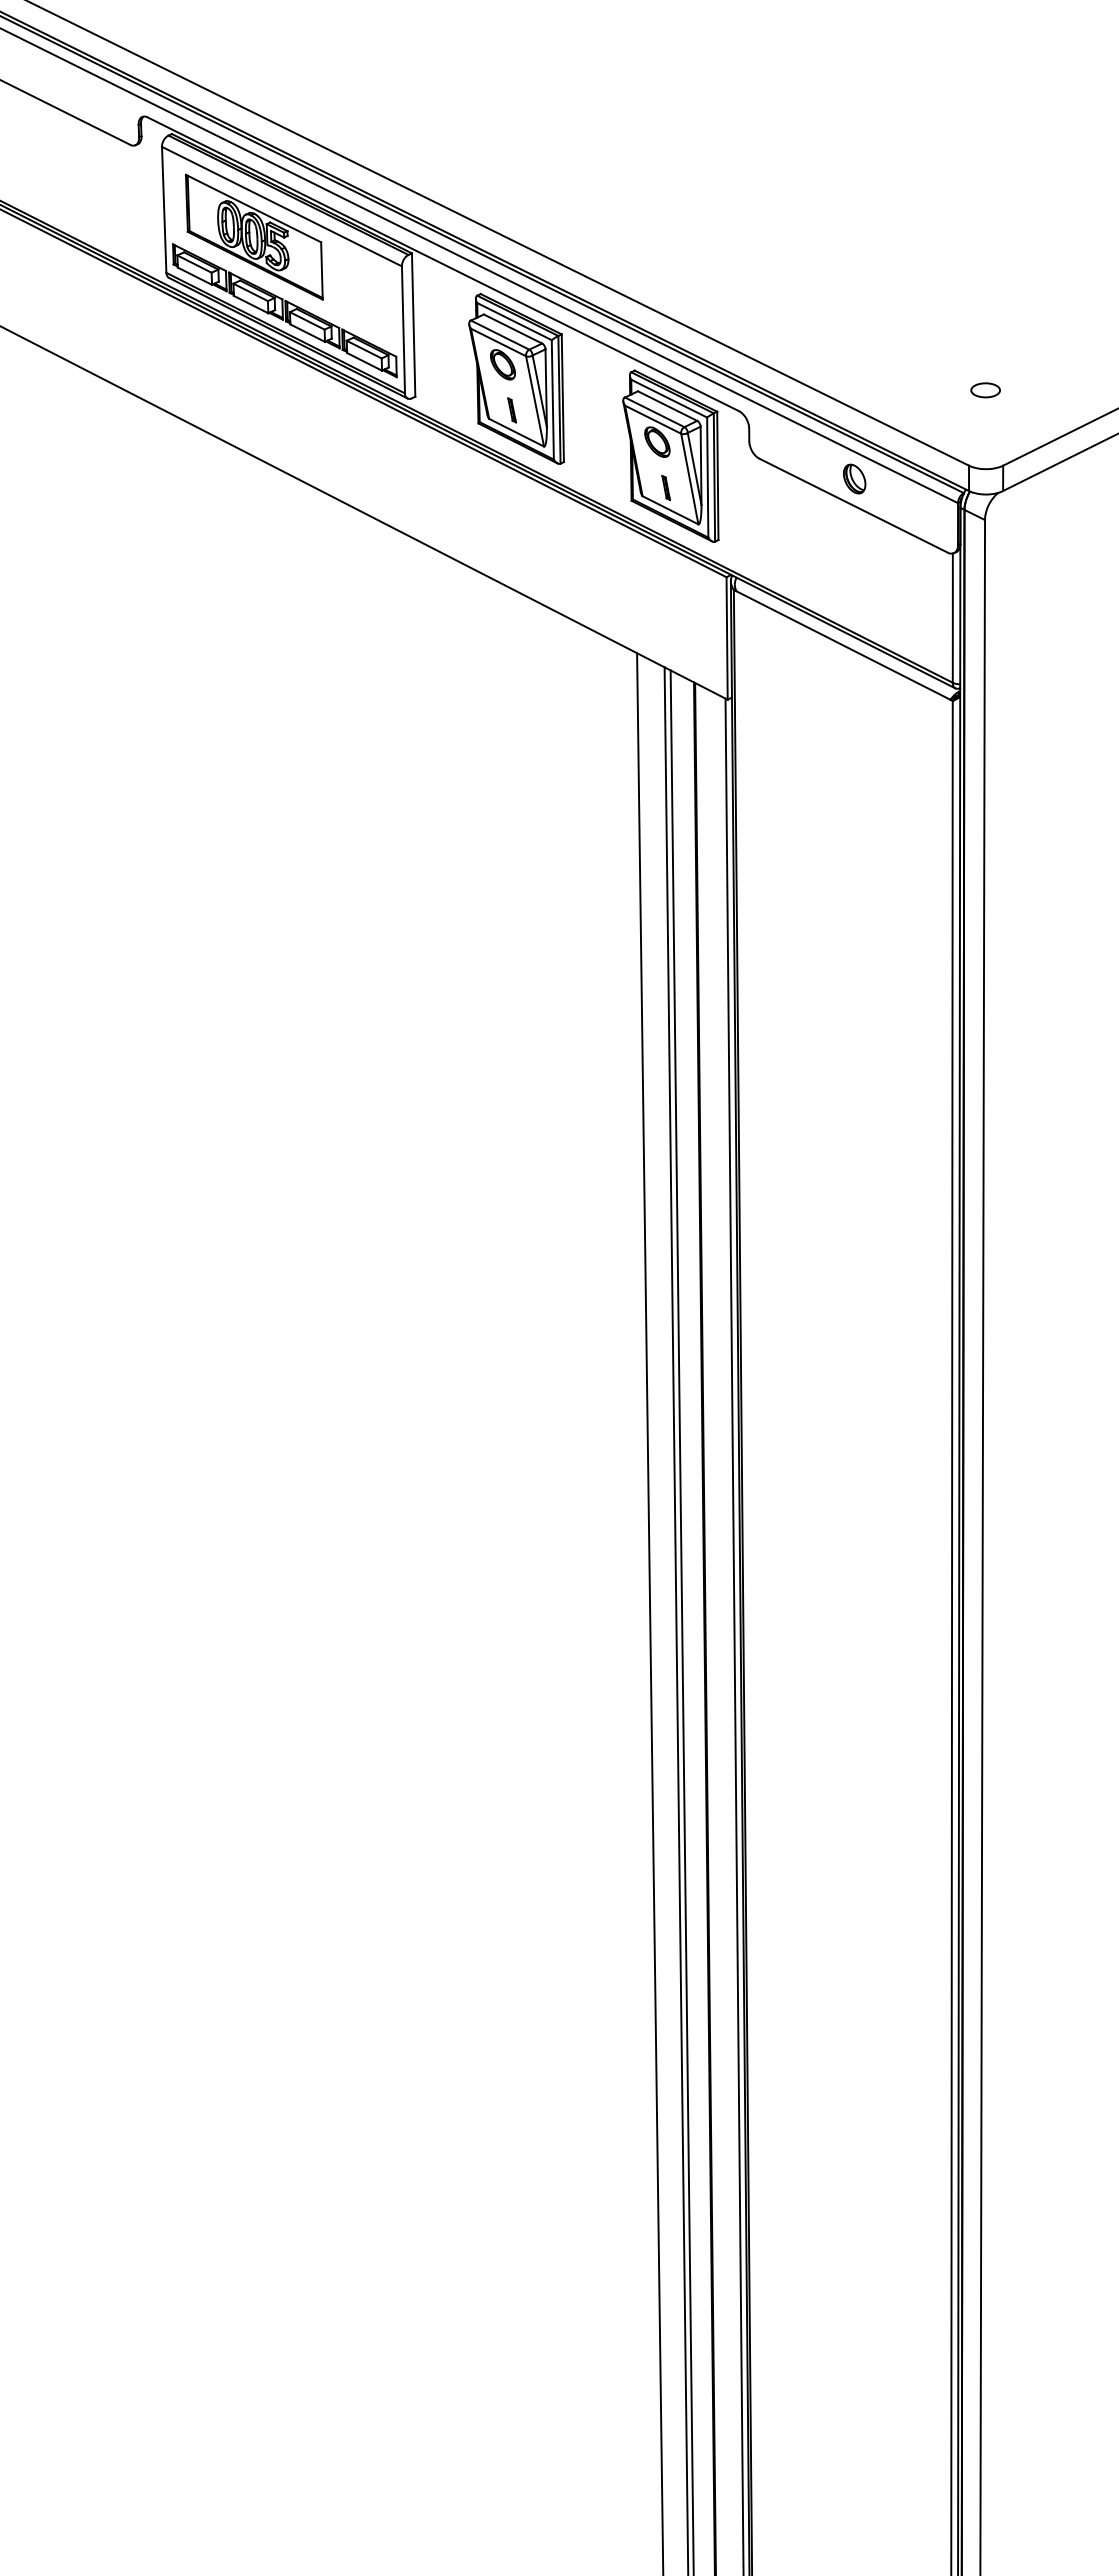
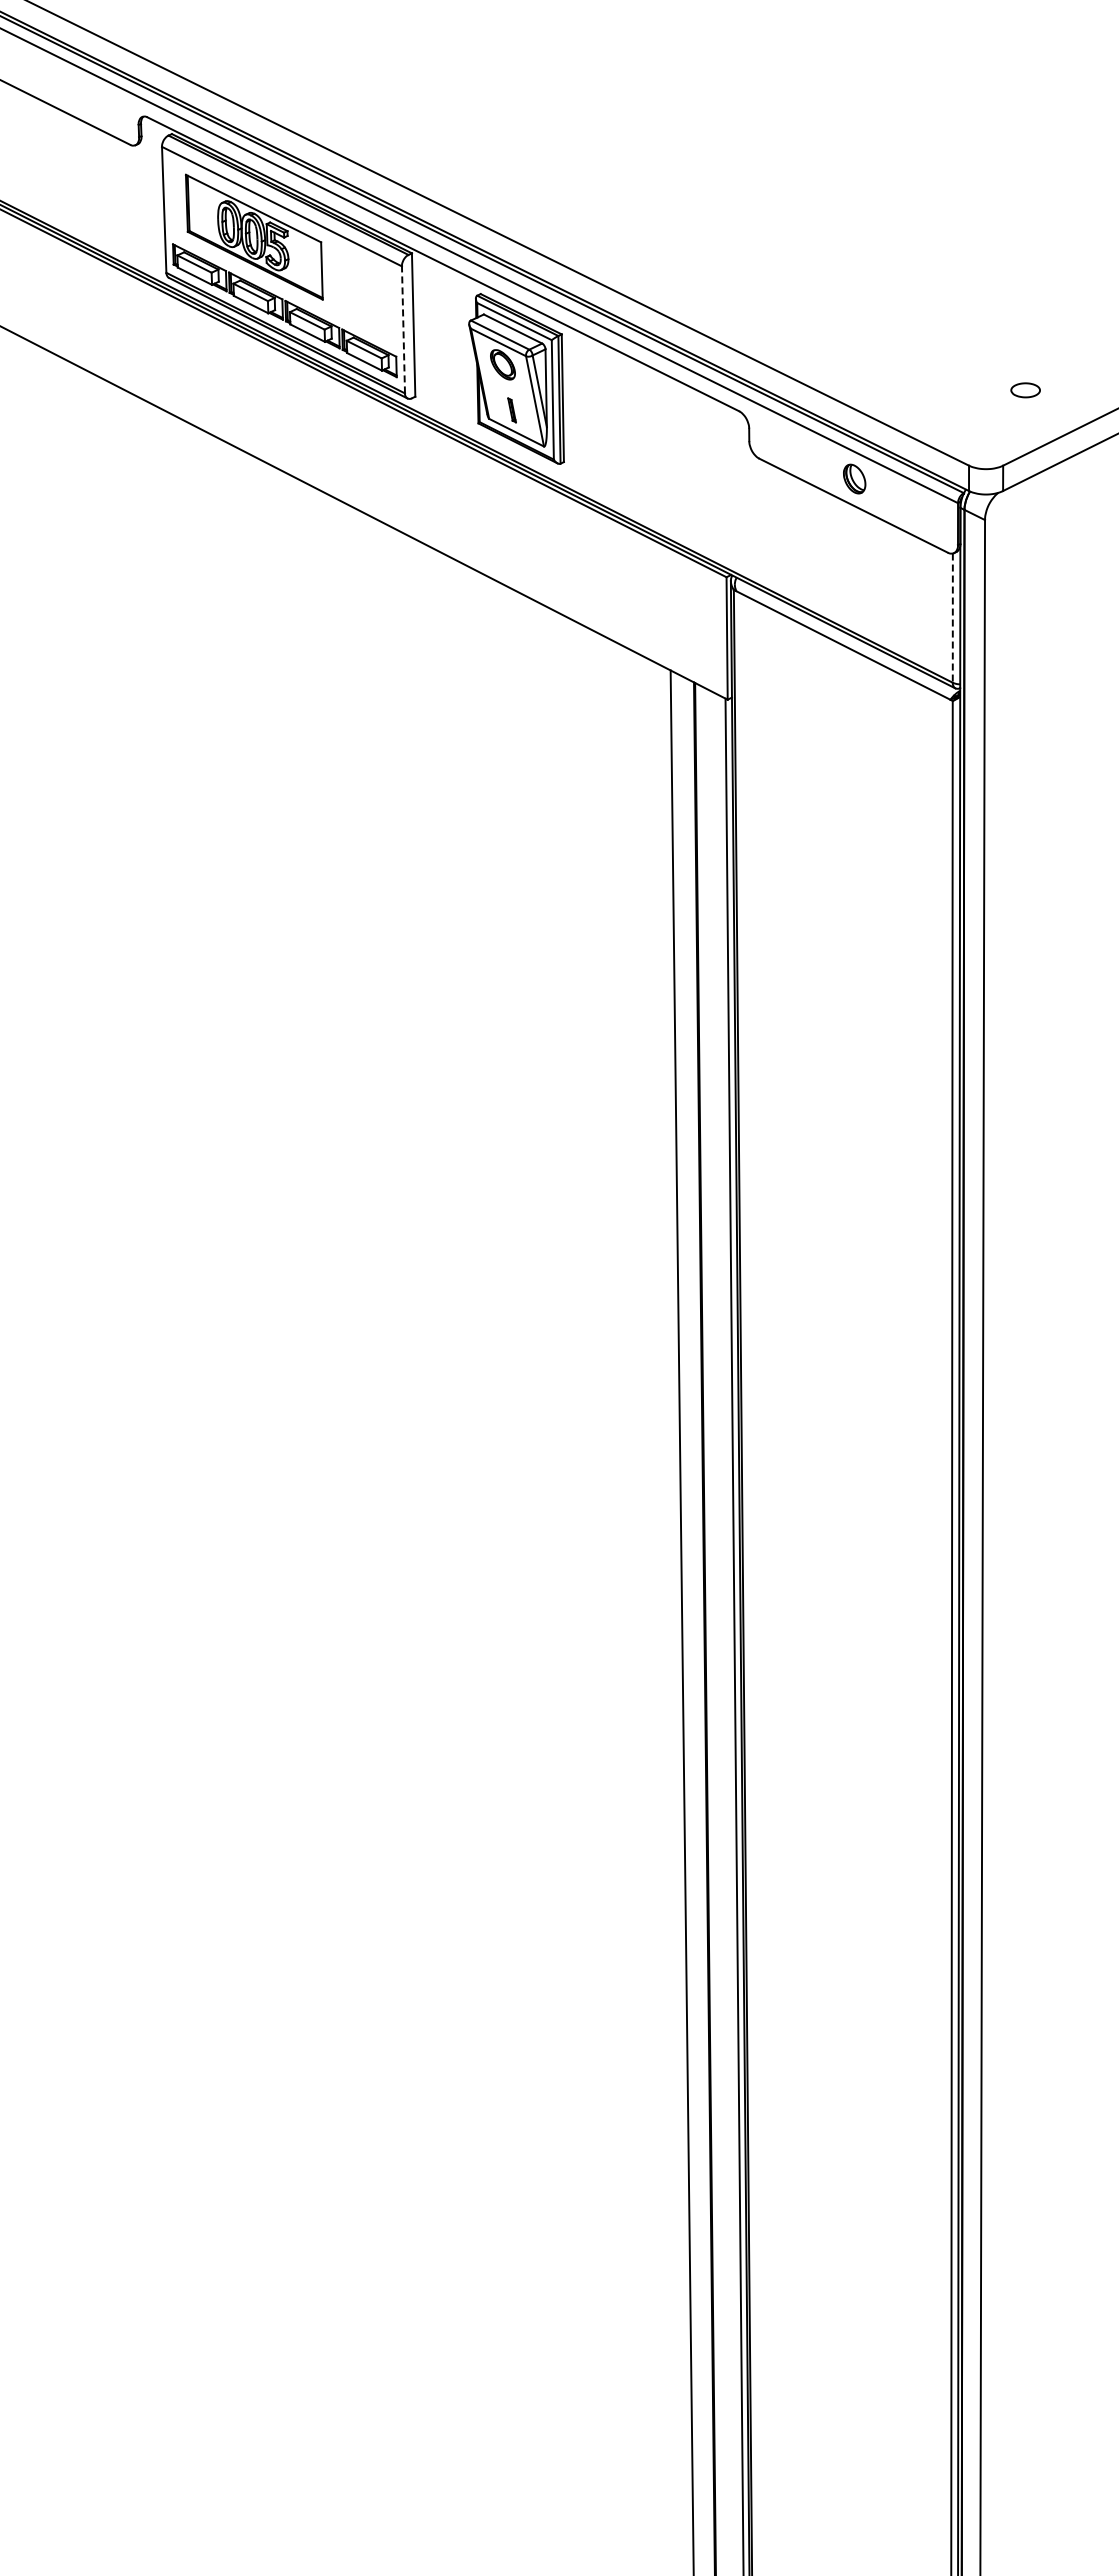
line: solid -> dashed (403, 329)
part position: (985, 390) -> (1025, 390) (1025, 390)
part: present -> none (670, 455)
line: solid -> dashed (952, 618)
line: present -> none (650, 1612)
line: present -> none (676, 1619)
